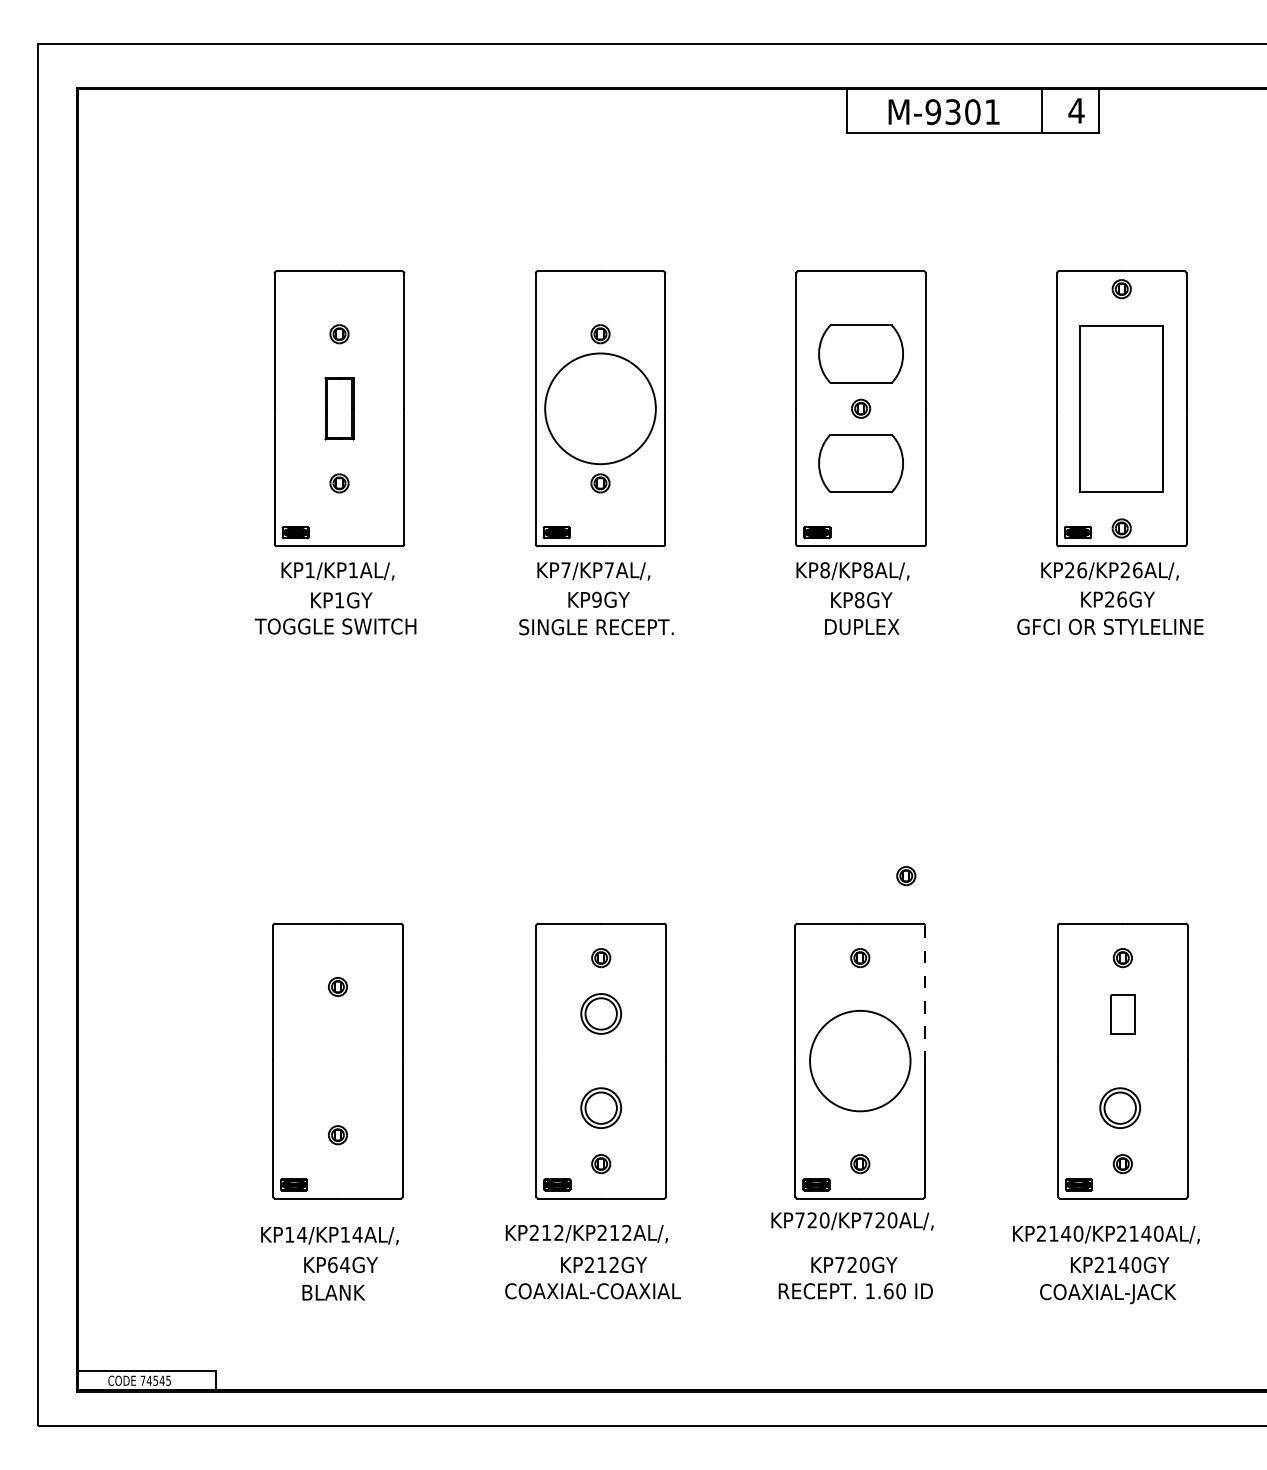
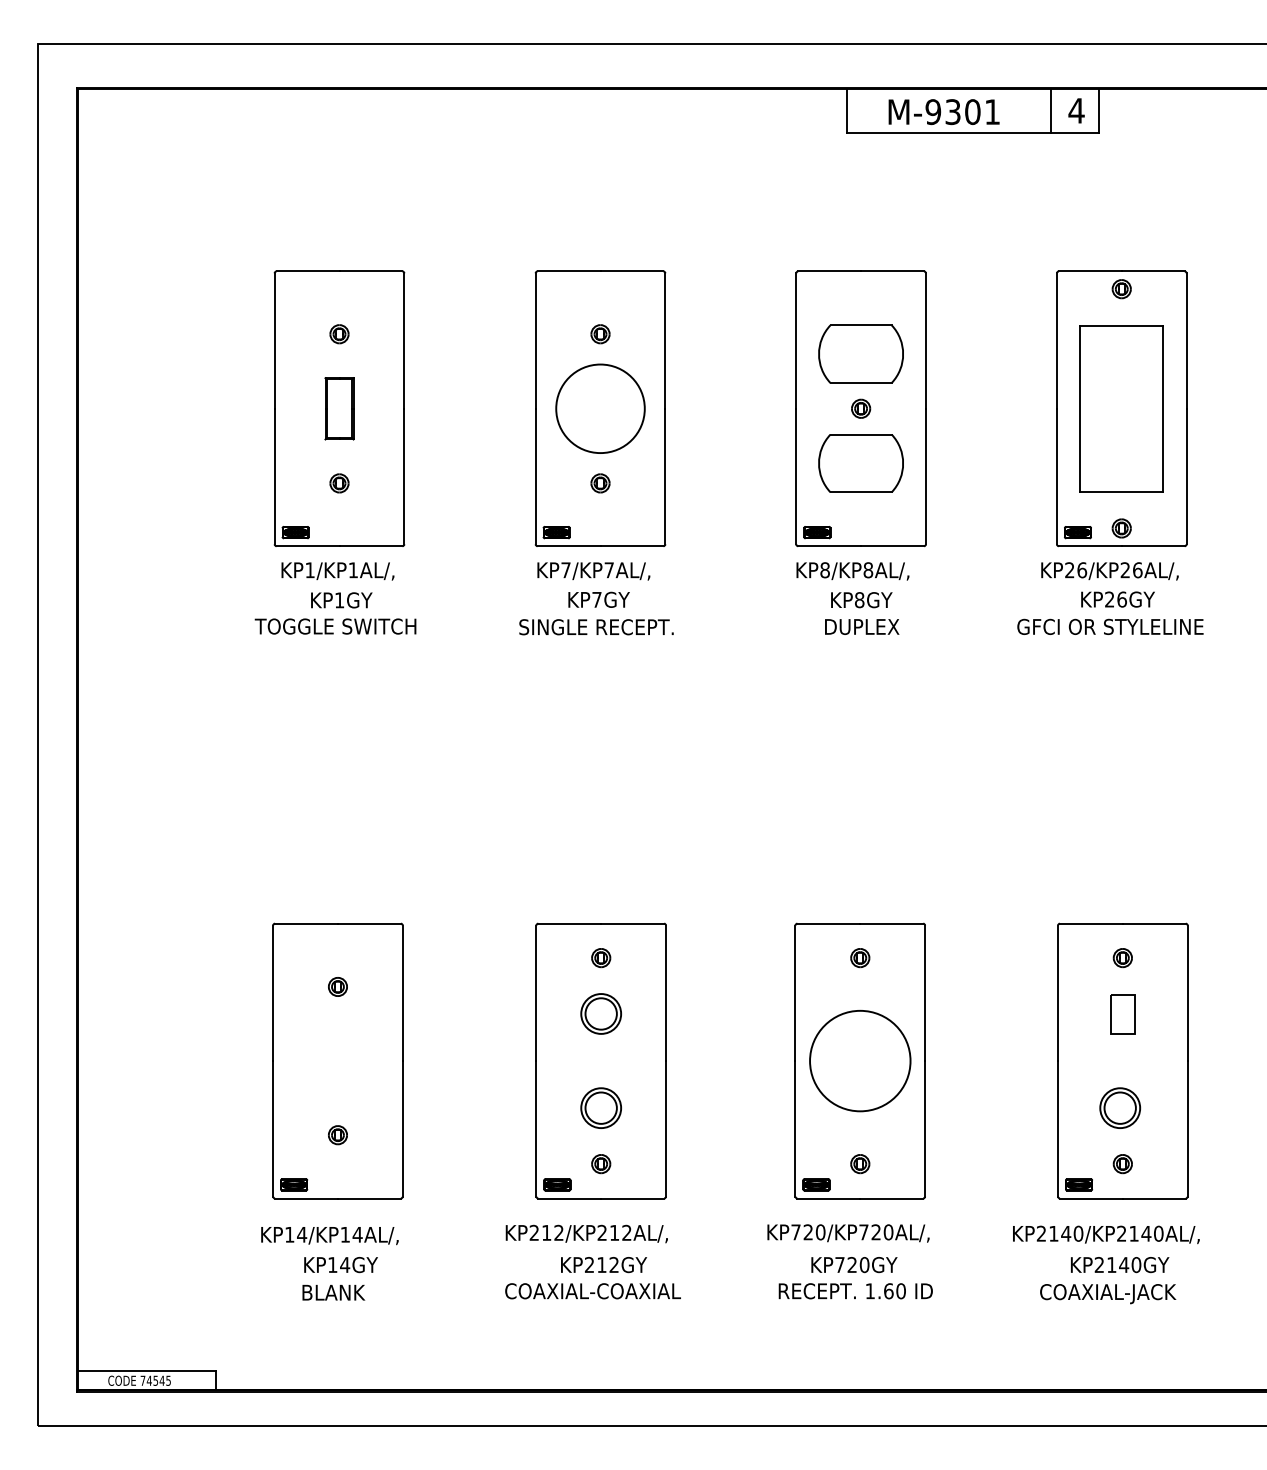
line position: (1042, 111) -> (1051, 111) (1051, 111)
circle diameter: 111 px -> 89 px (600, 408)
text: KP9GY -> KP7GY (596, 599)
part: present -> none (906, 876)
line: dashed -> solid (925, 993)
text position: (852, 1221) -> (848, 1233) (848, 1233)
text: KP64GY -> KP14GY (332, 1265)
